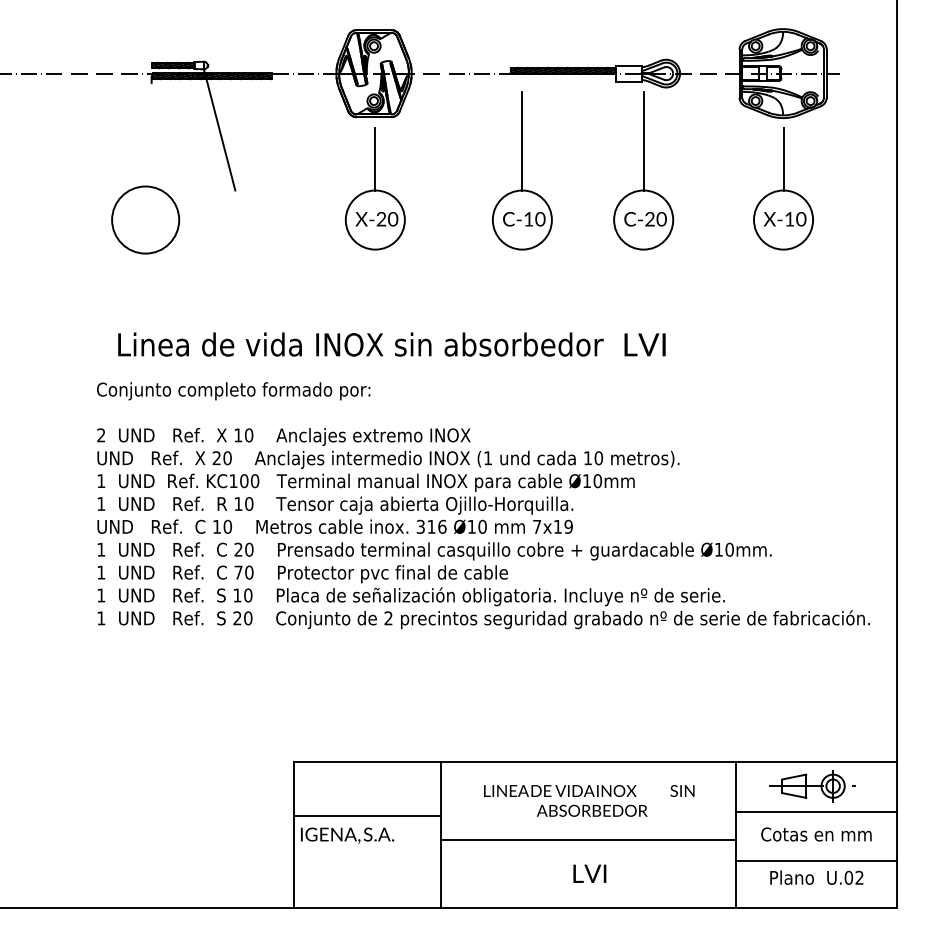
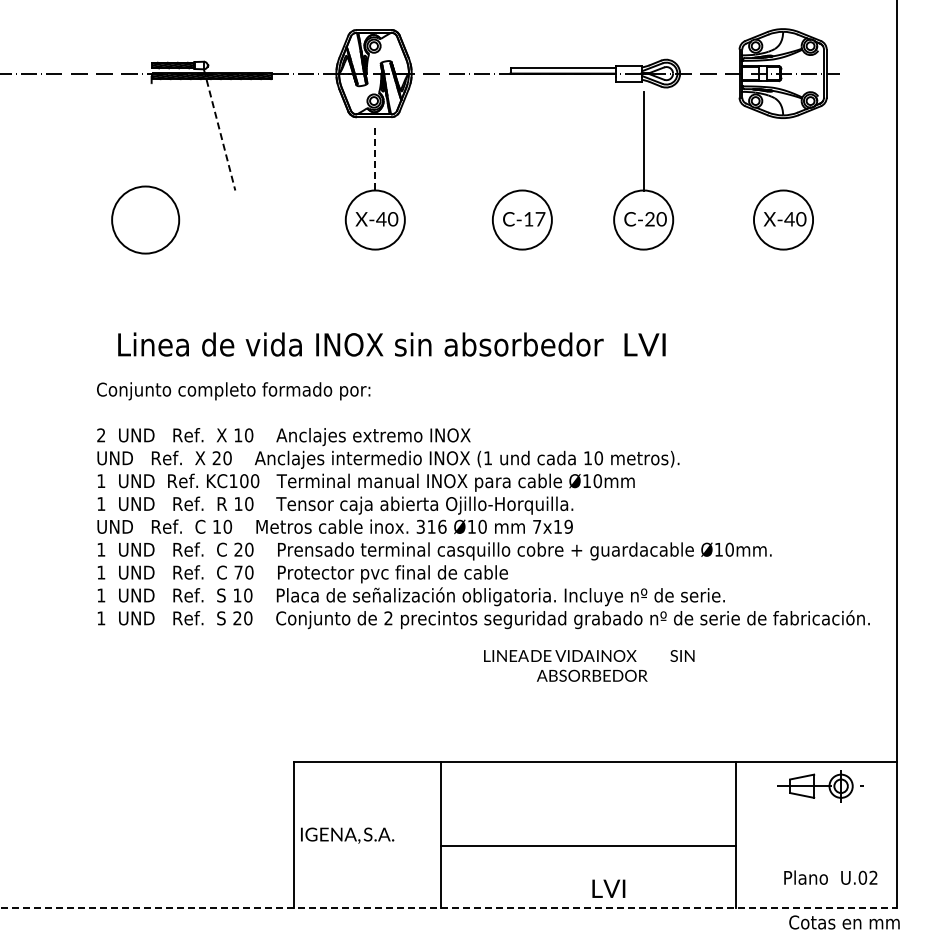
hatch: present -> none (562, 70)
line: solid -> dashed (219, 129)
line: present -> none (522, 141)
line: solid -> dashed (375, 159)
line: present -> none (783, 159)
text: X-20 -> X-40 (381, 219)
text: C-10 -> C-17 (540, 219)
text: X-10 -> X-40 (789, 219)
part position: (812, 786) -> (820, 786) (820, 786)
text position: (589, 800) -> (589, 665) (589, 665)
line: present -> none (816, 811)
line: present -> none (367, 816)
text position: (816, 834) -> (844, 922) (844, 922)
line position: (588, 839) -> (588, 845) (588, 845)
line: present -> none (816, 860)
text position: (589, 873) -> (608, 888) (608, 888)
text position: (816, 877) -> (830, 877) (830, 877)
line: solid -> dashed (449, 907)
